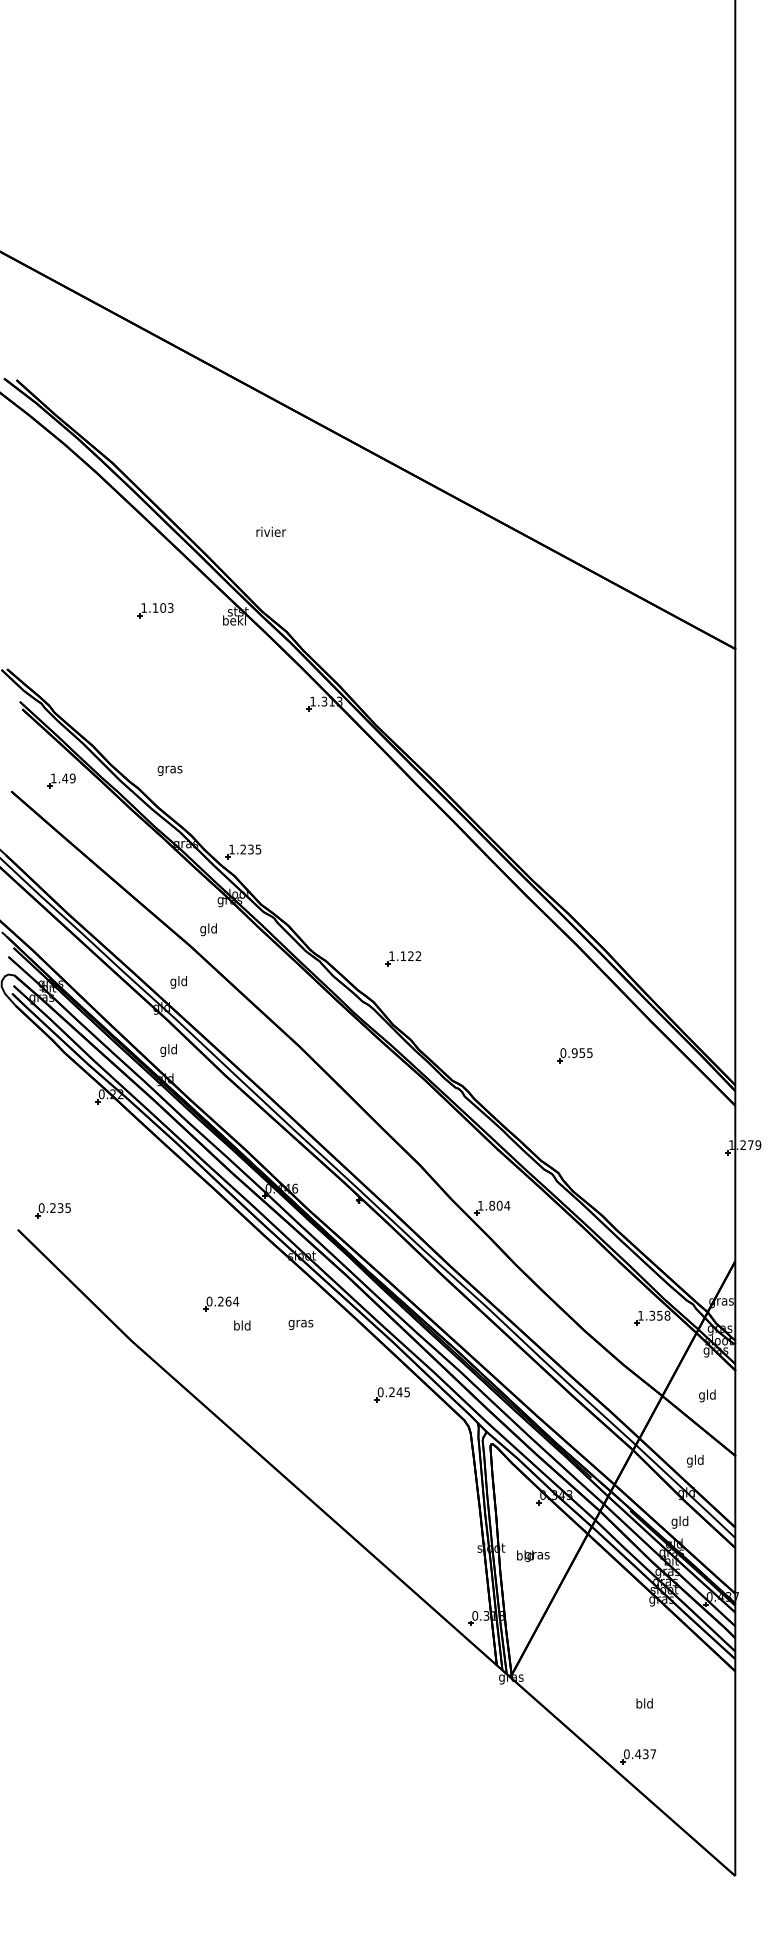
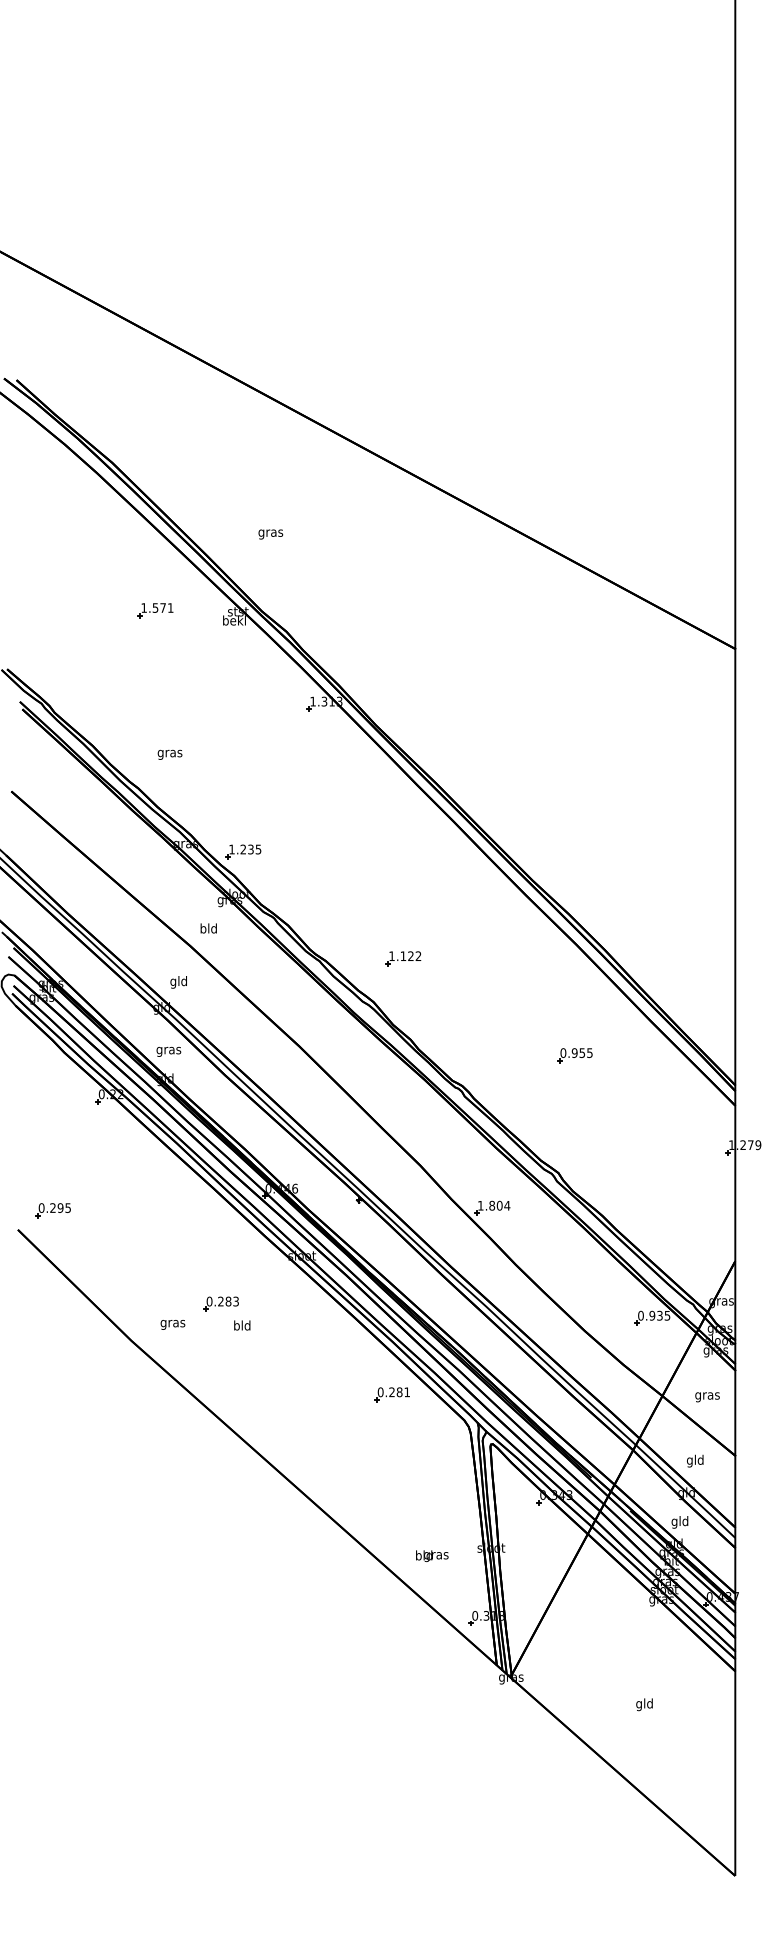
text: rivier -> gras (271, 532)
text: 1.103 -> 1.571 (162, 607)
text position: (169, 770) -> (169, 754) (169, 754)
part: present -> none (61, 780)
text: gld -> bld (203, 929)
text: gld -> gras (168, 1050)
text: 0.235 -> 0.295 (60, 1207)
text: 0.264 -> 0.283 (232, 1301)
text: 1.358 -> 0.935 (654, 1315)
text position: (300, 1324) -> (172, 1324) (172, 1324)
text: 0.245 -> 0.281 (402, 1392)
text: gld -> gras (707, 1395)
text position: (533, 1555) -> (432, 1555) (432, 1555)
text: bld -> gld (639, 1704)
part: present -> none (638, 1756)
